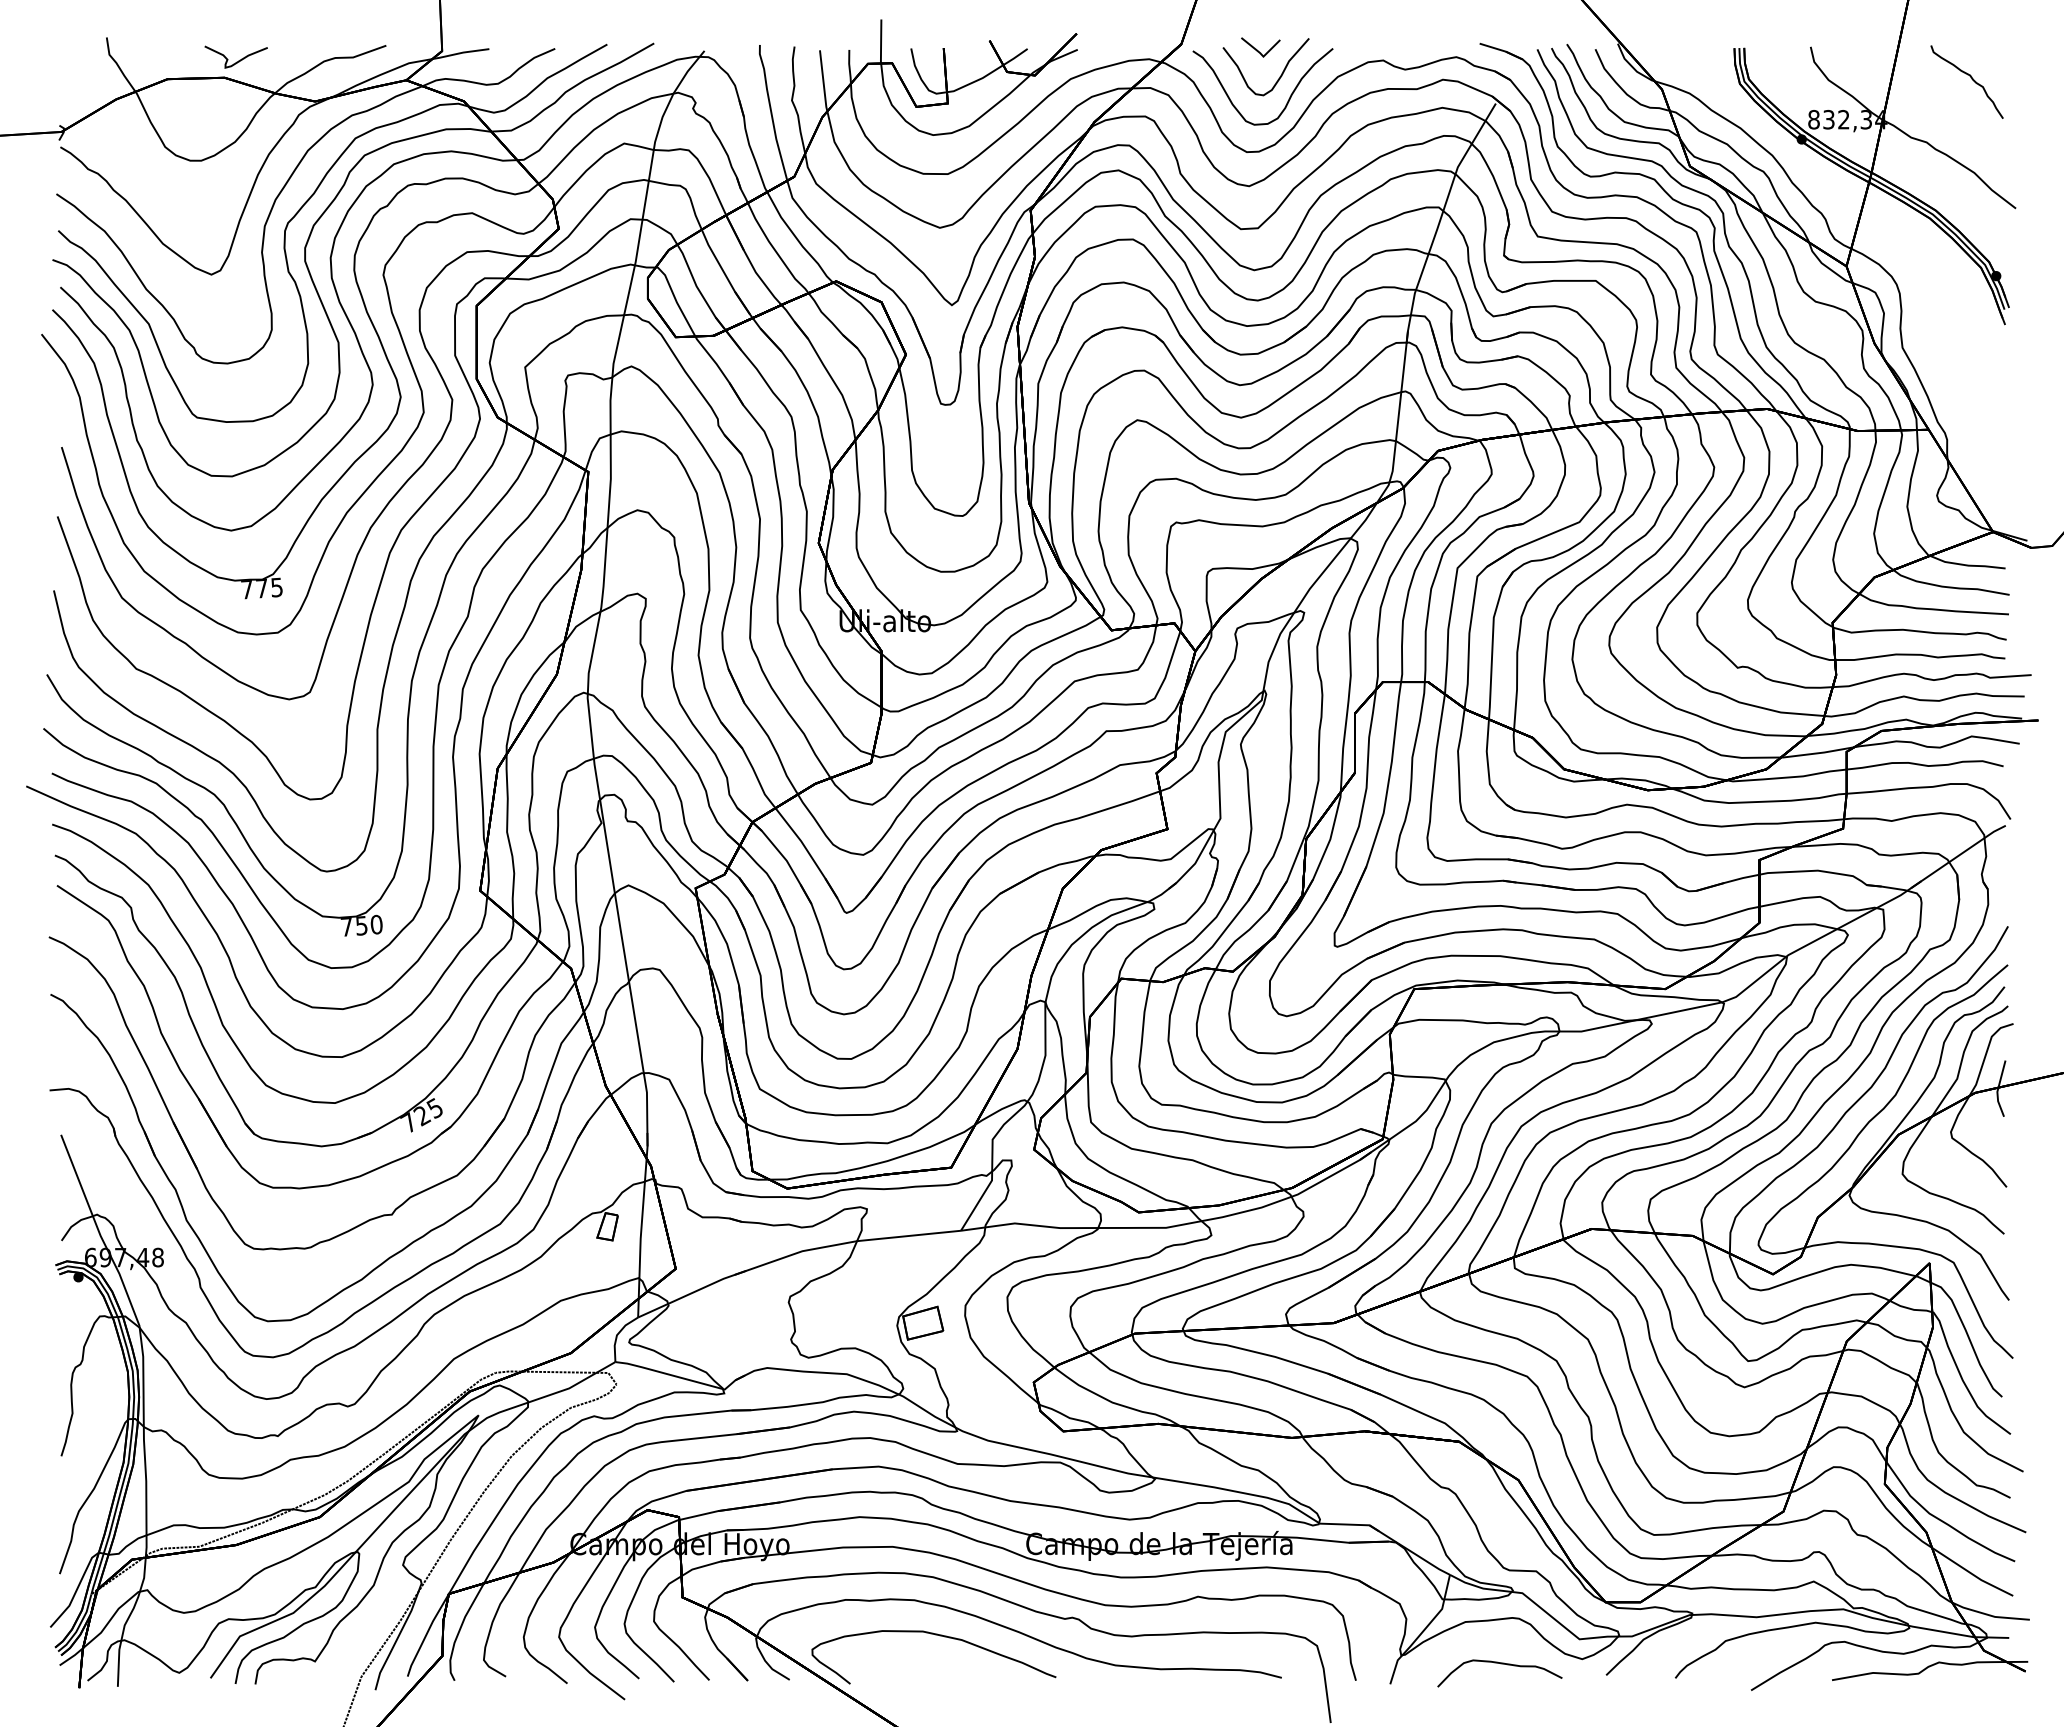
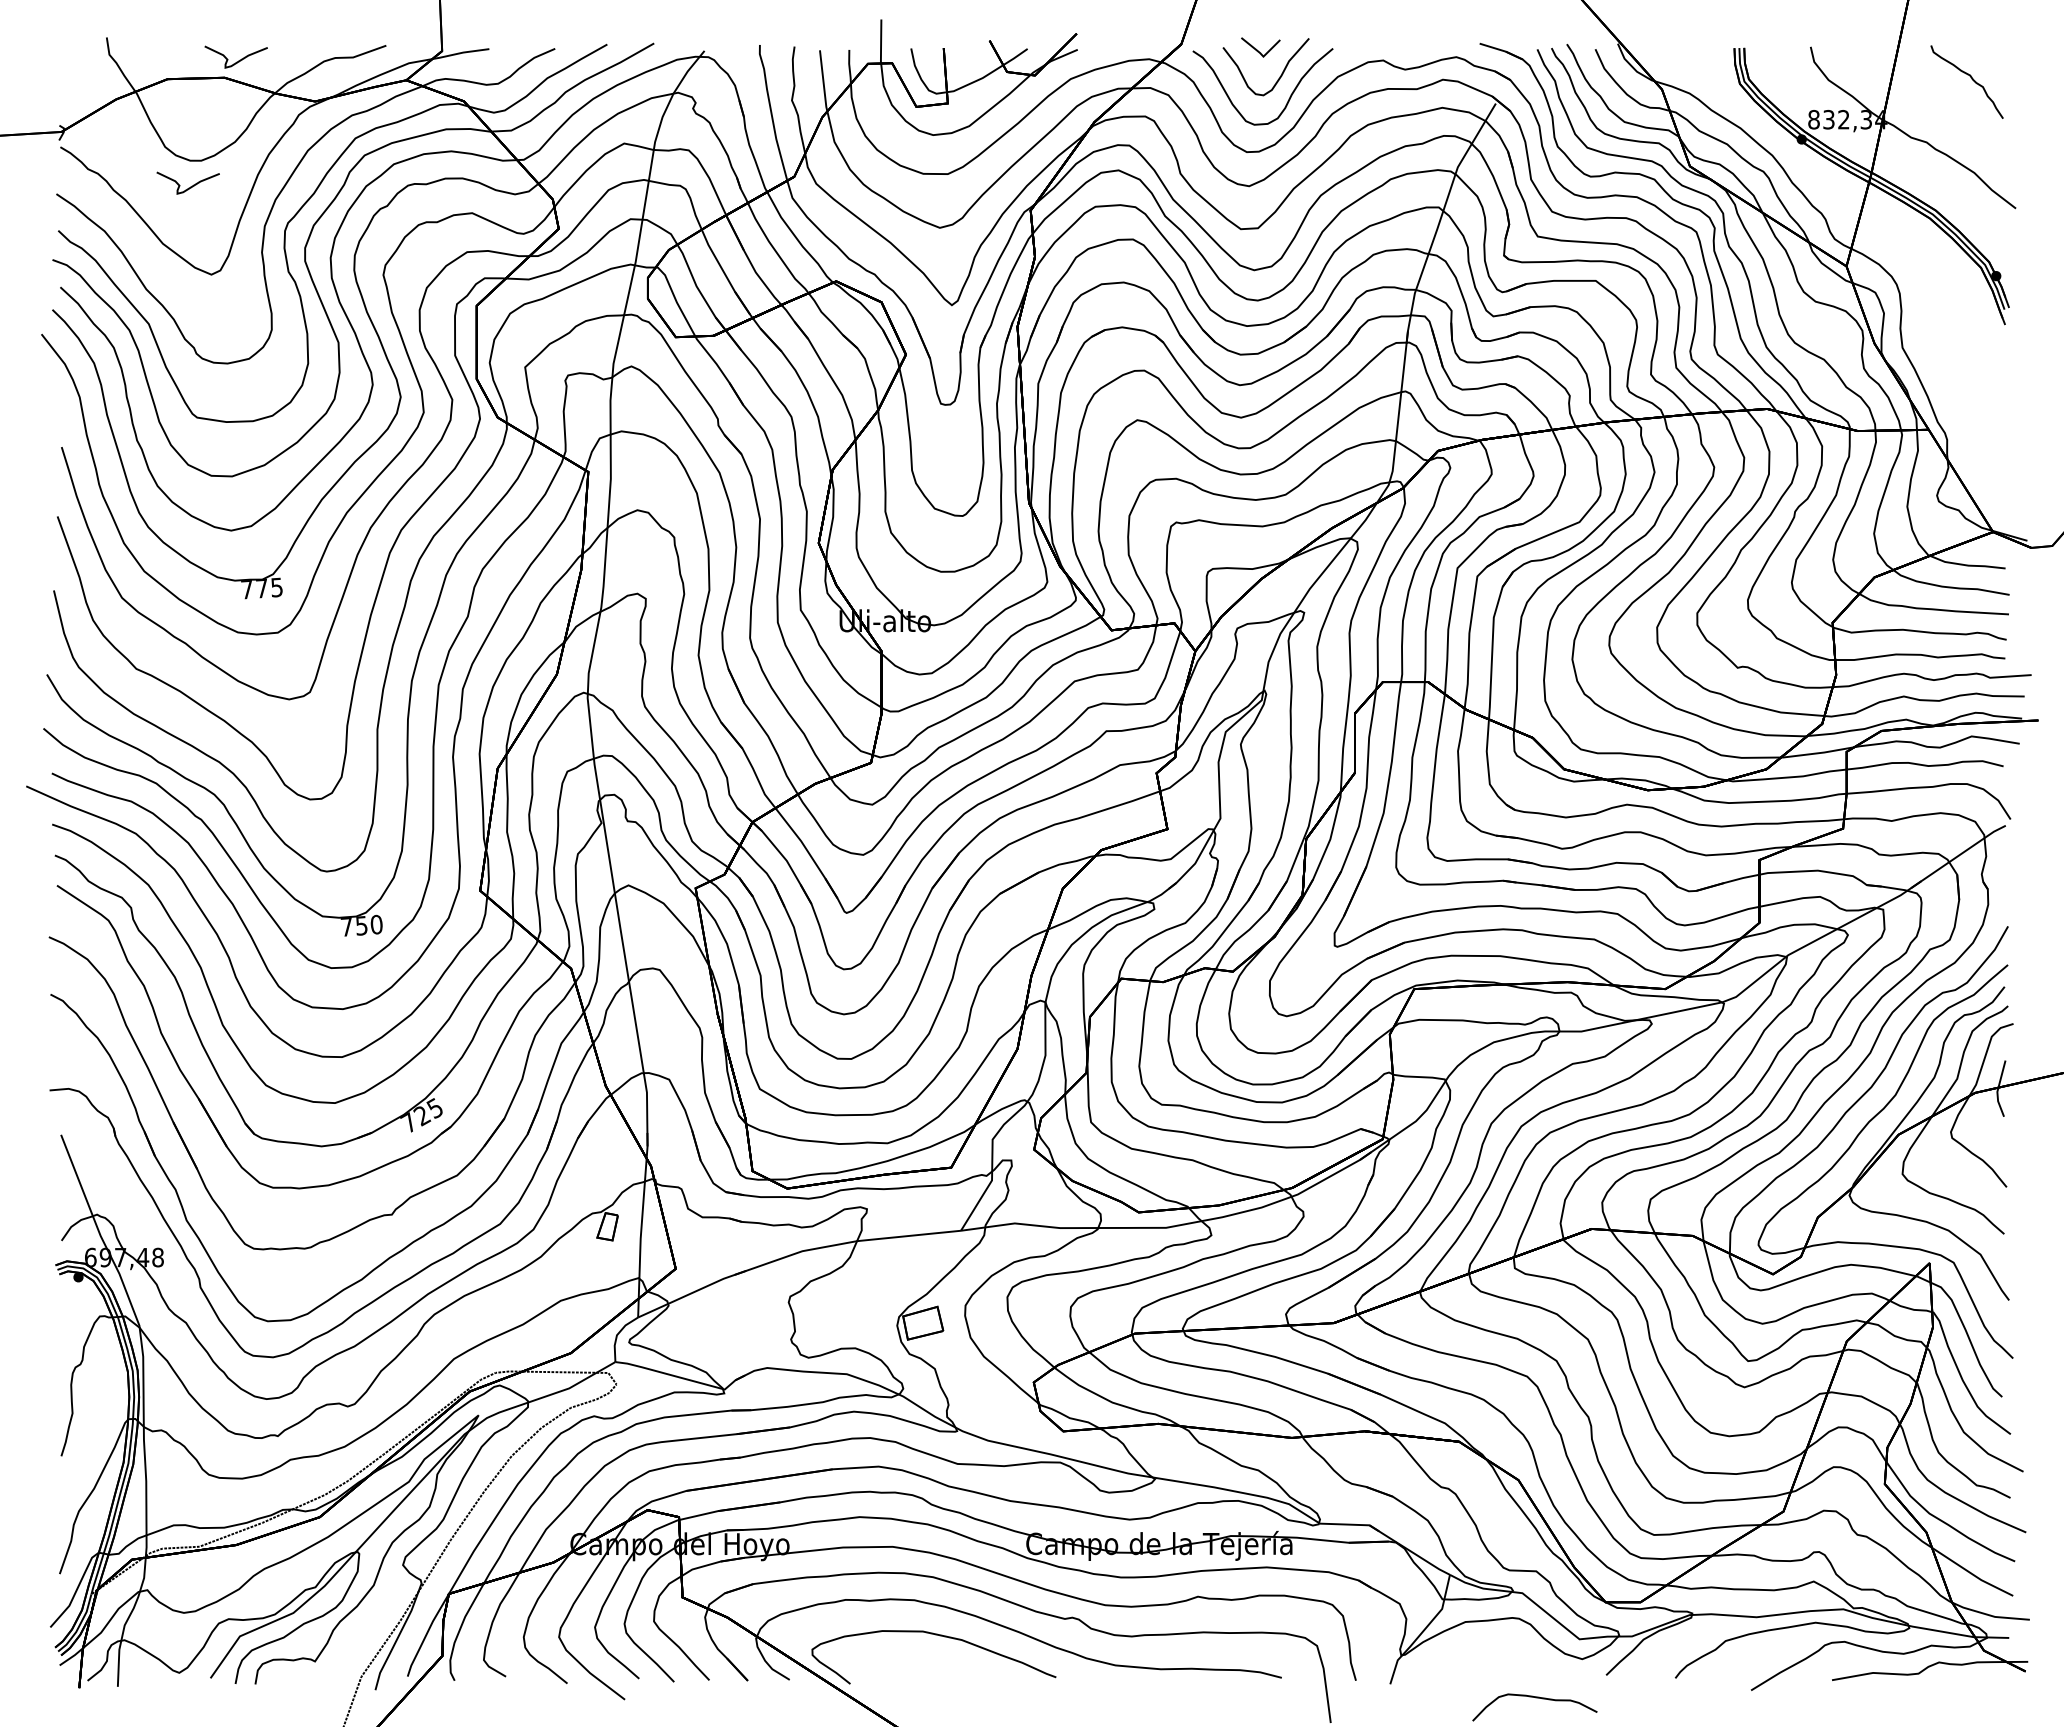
part: none -> present (187, 182)
curve position: (1500, 1664) -> (1535, 1698) (1535, 1698)
